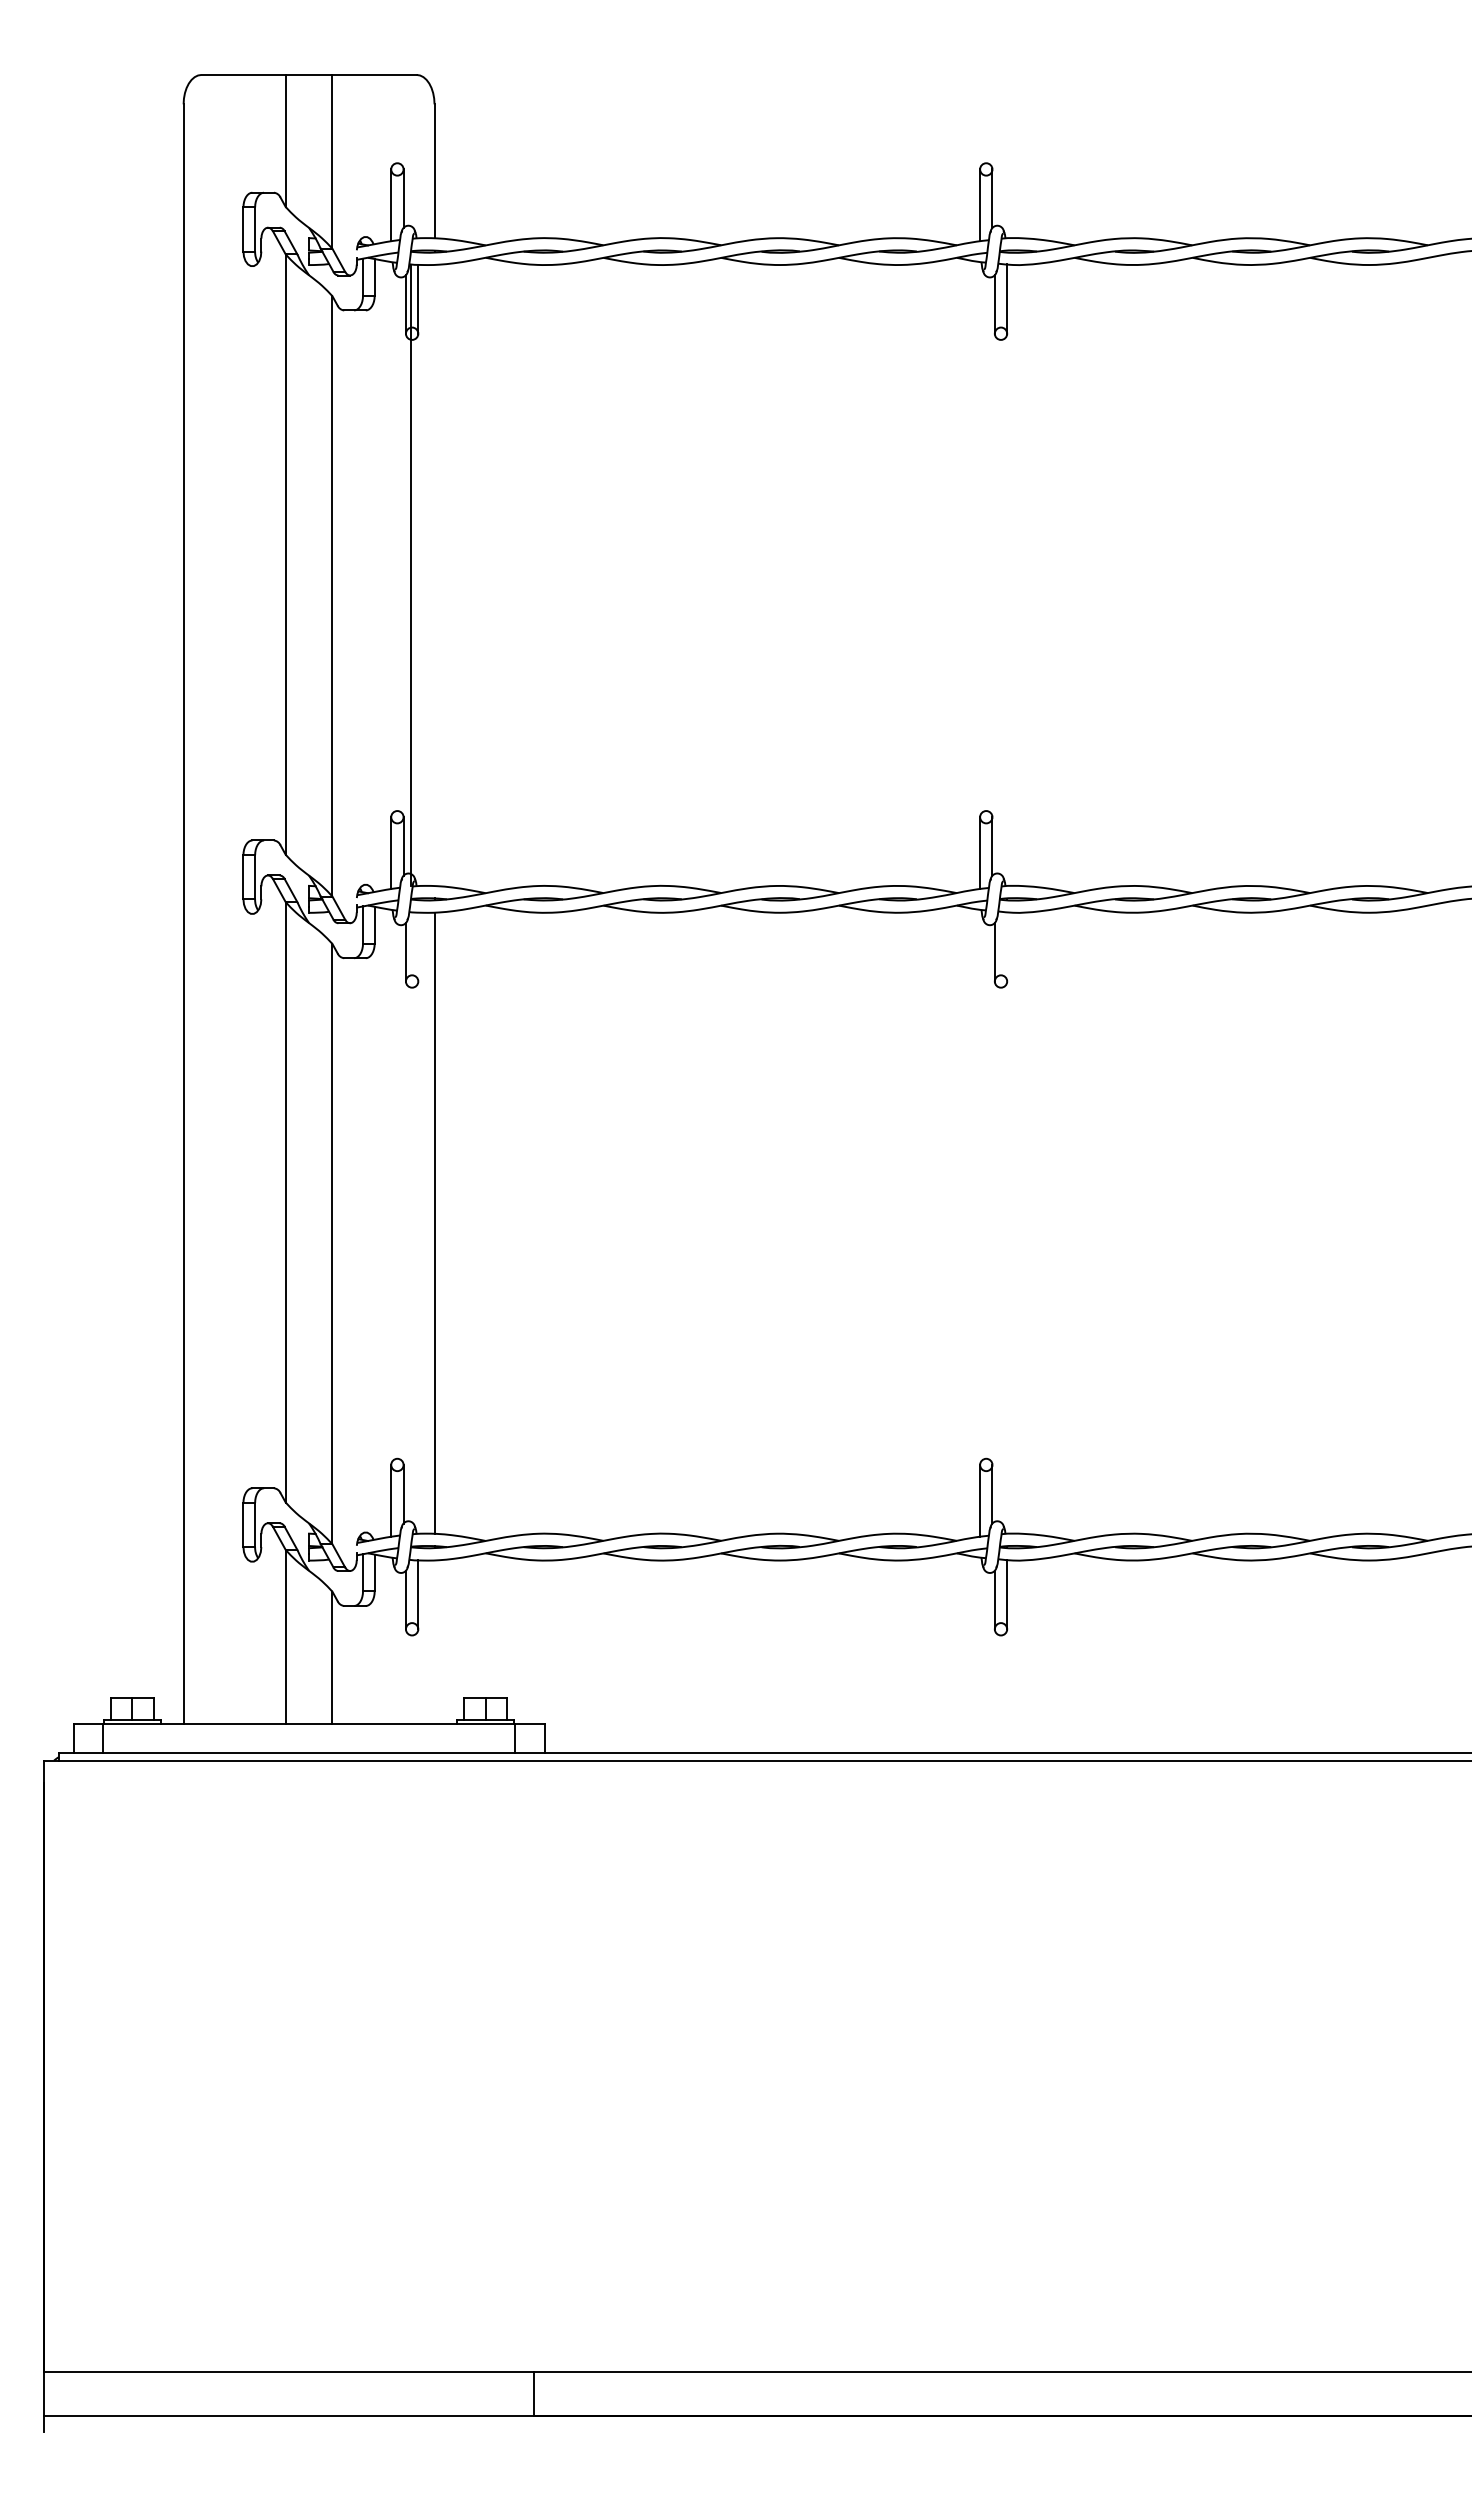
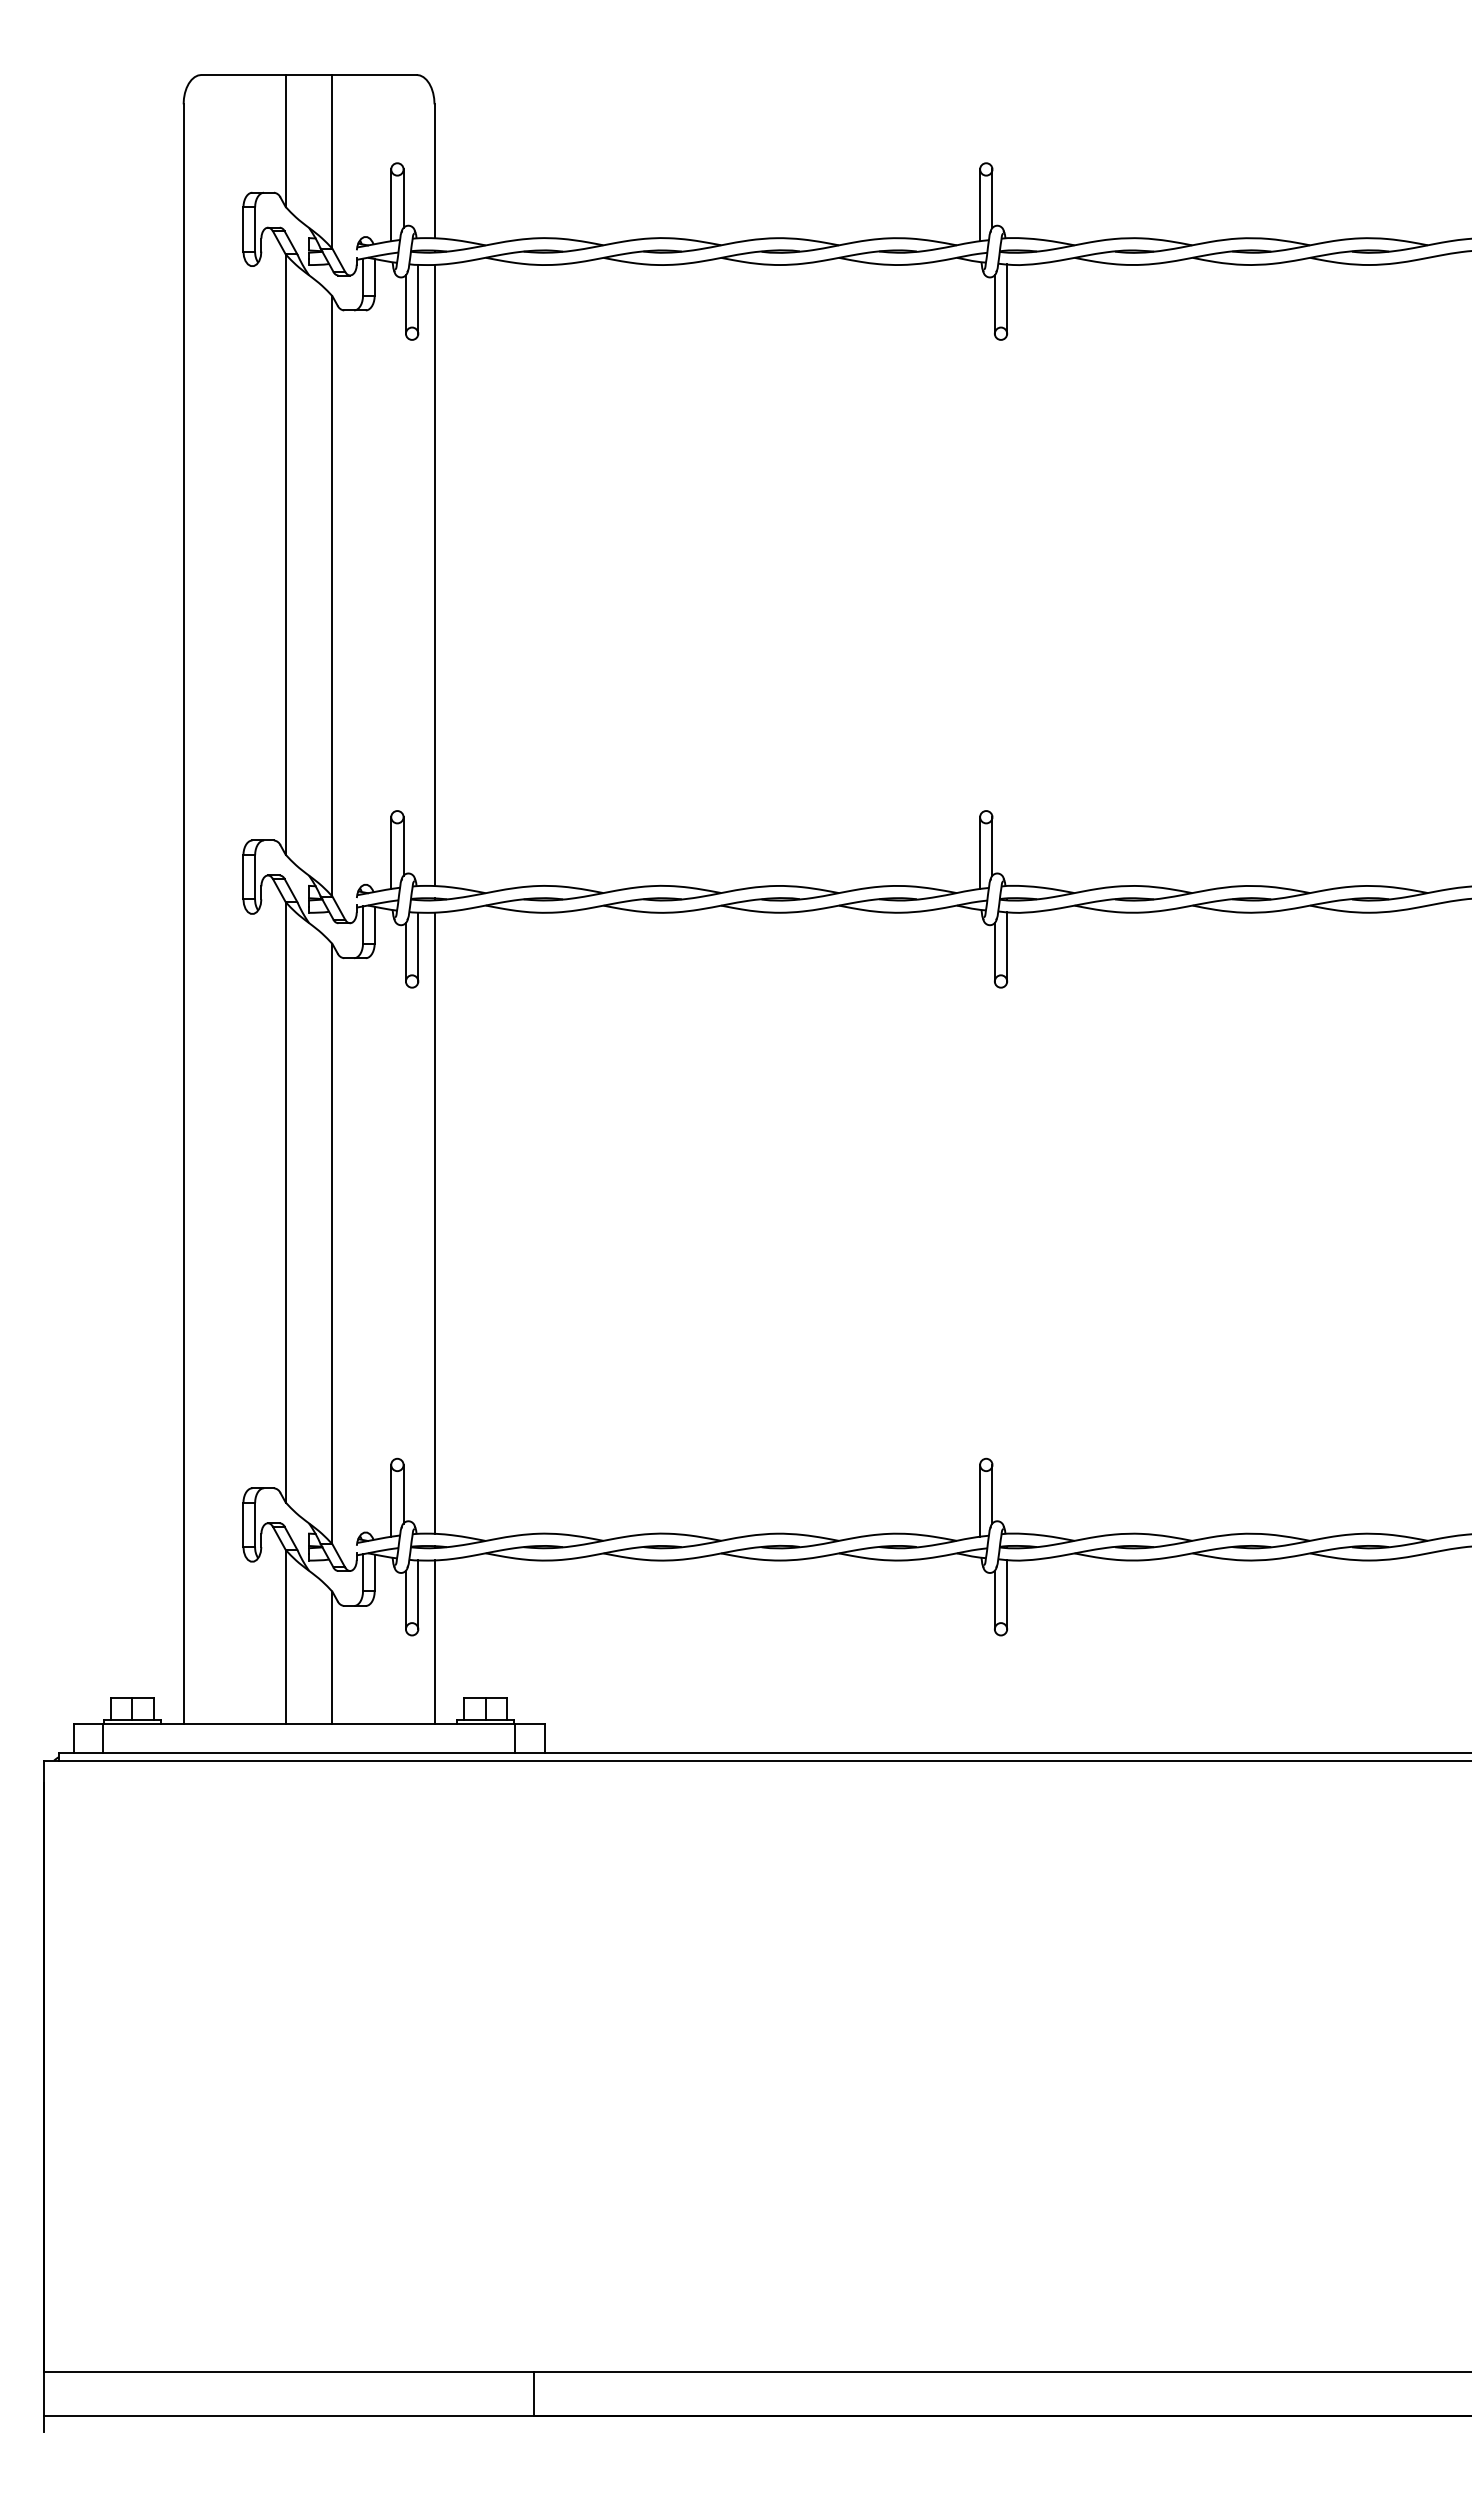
line position: (410, 575) -> (434, 575) (434, 575)
line: none -> present (418, 946)
line: none -> present (1007, 946)
line: none -> present (434, 1641)
